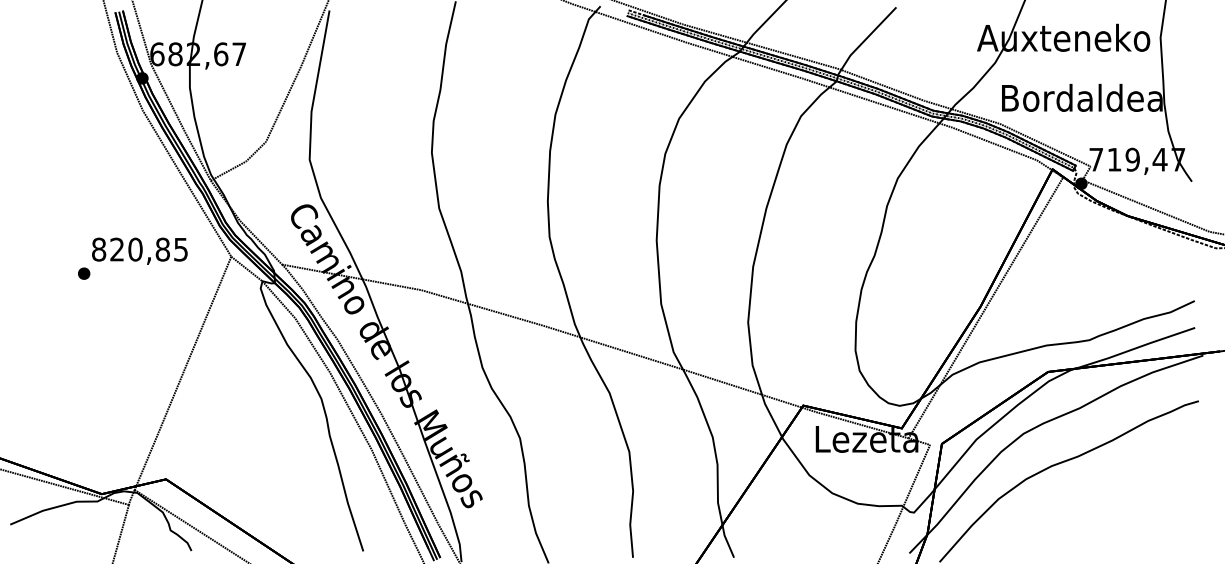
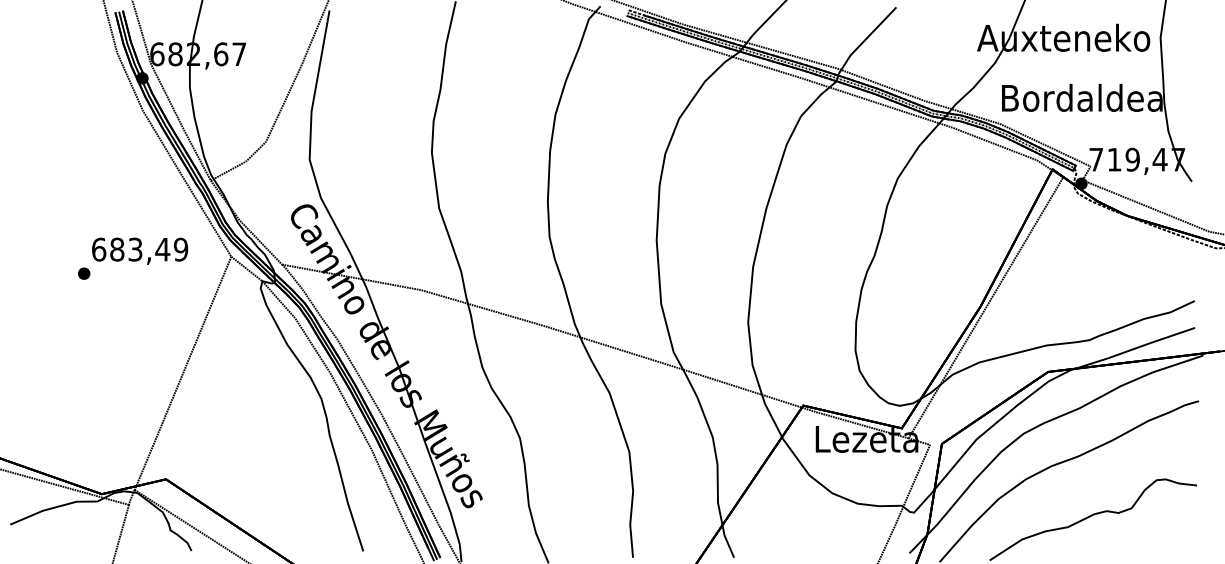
text: 820,85 -> 683,49 (140, 249)
curve: none -> present (1090, 517)
